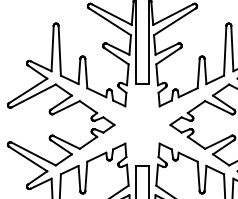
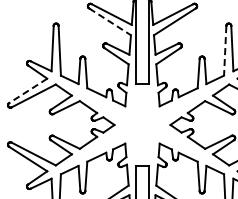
line: solid -> dashed (110, 21)
line: solid -> dashed (225, 50)
line: solid -> dashed (28, 90)
